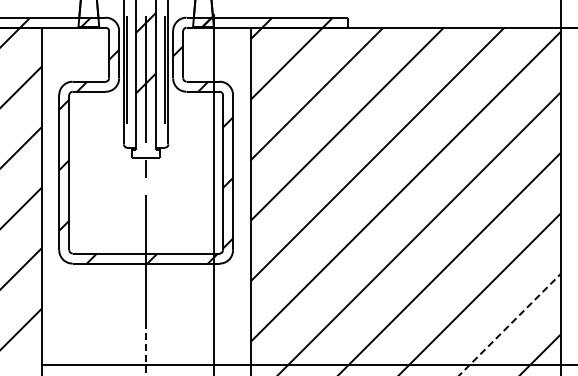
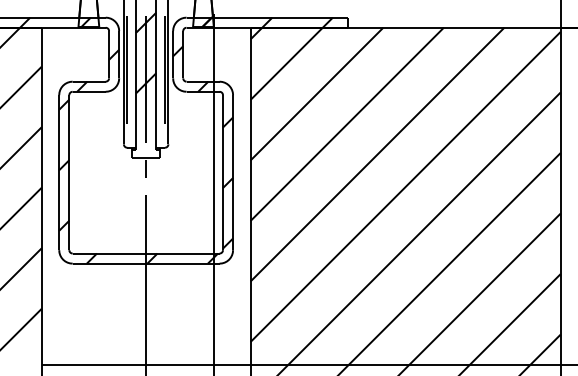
line: dashed -> solid (509, 324)
line: dashed -> solid (146, 348)
